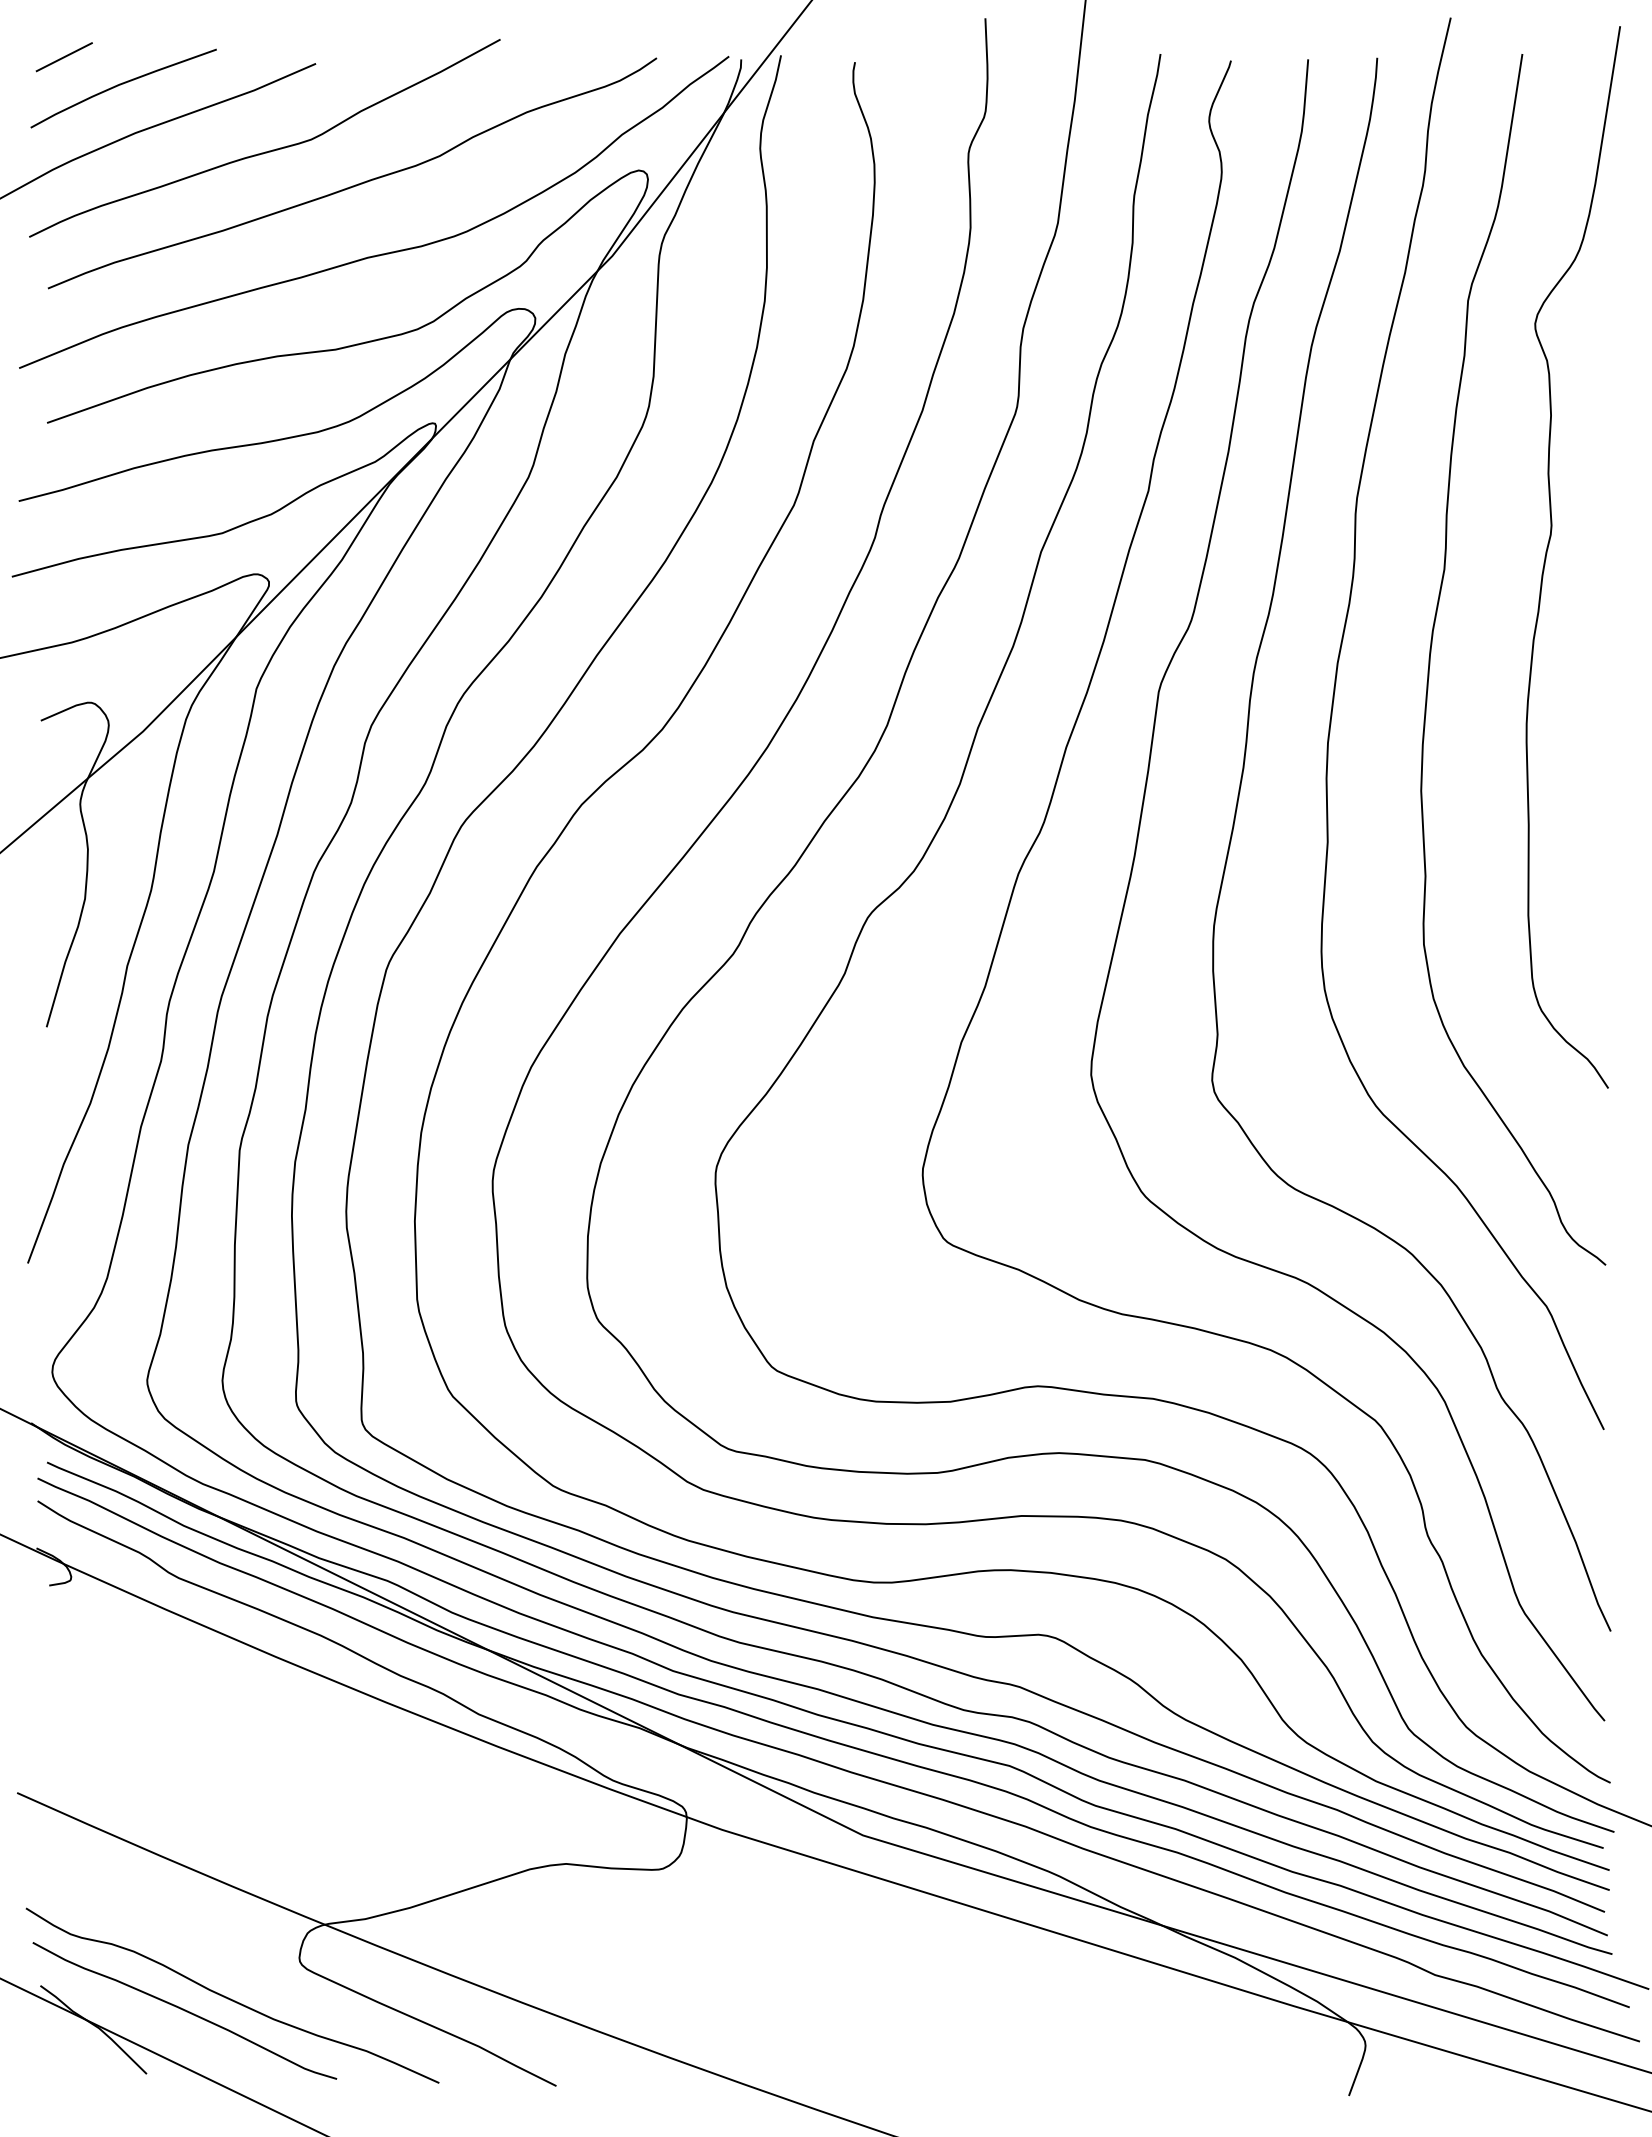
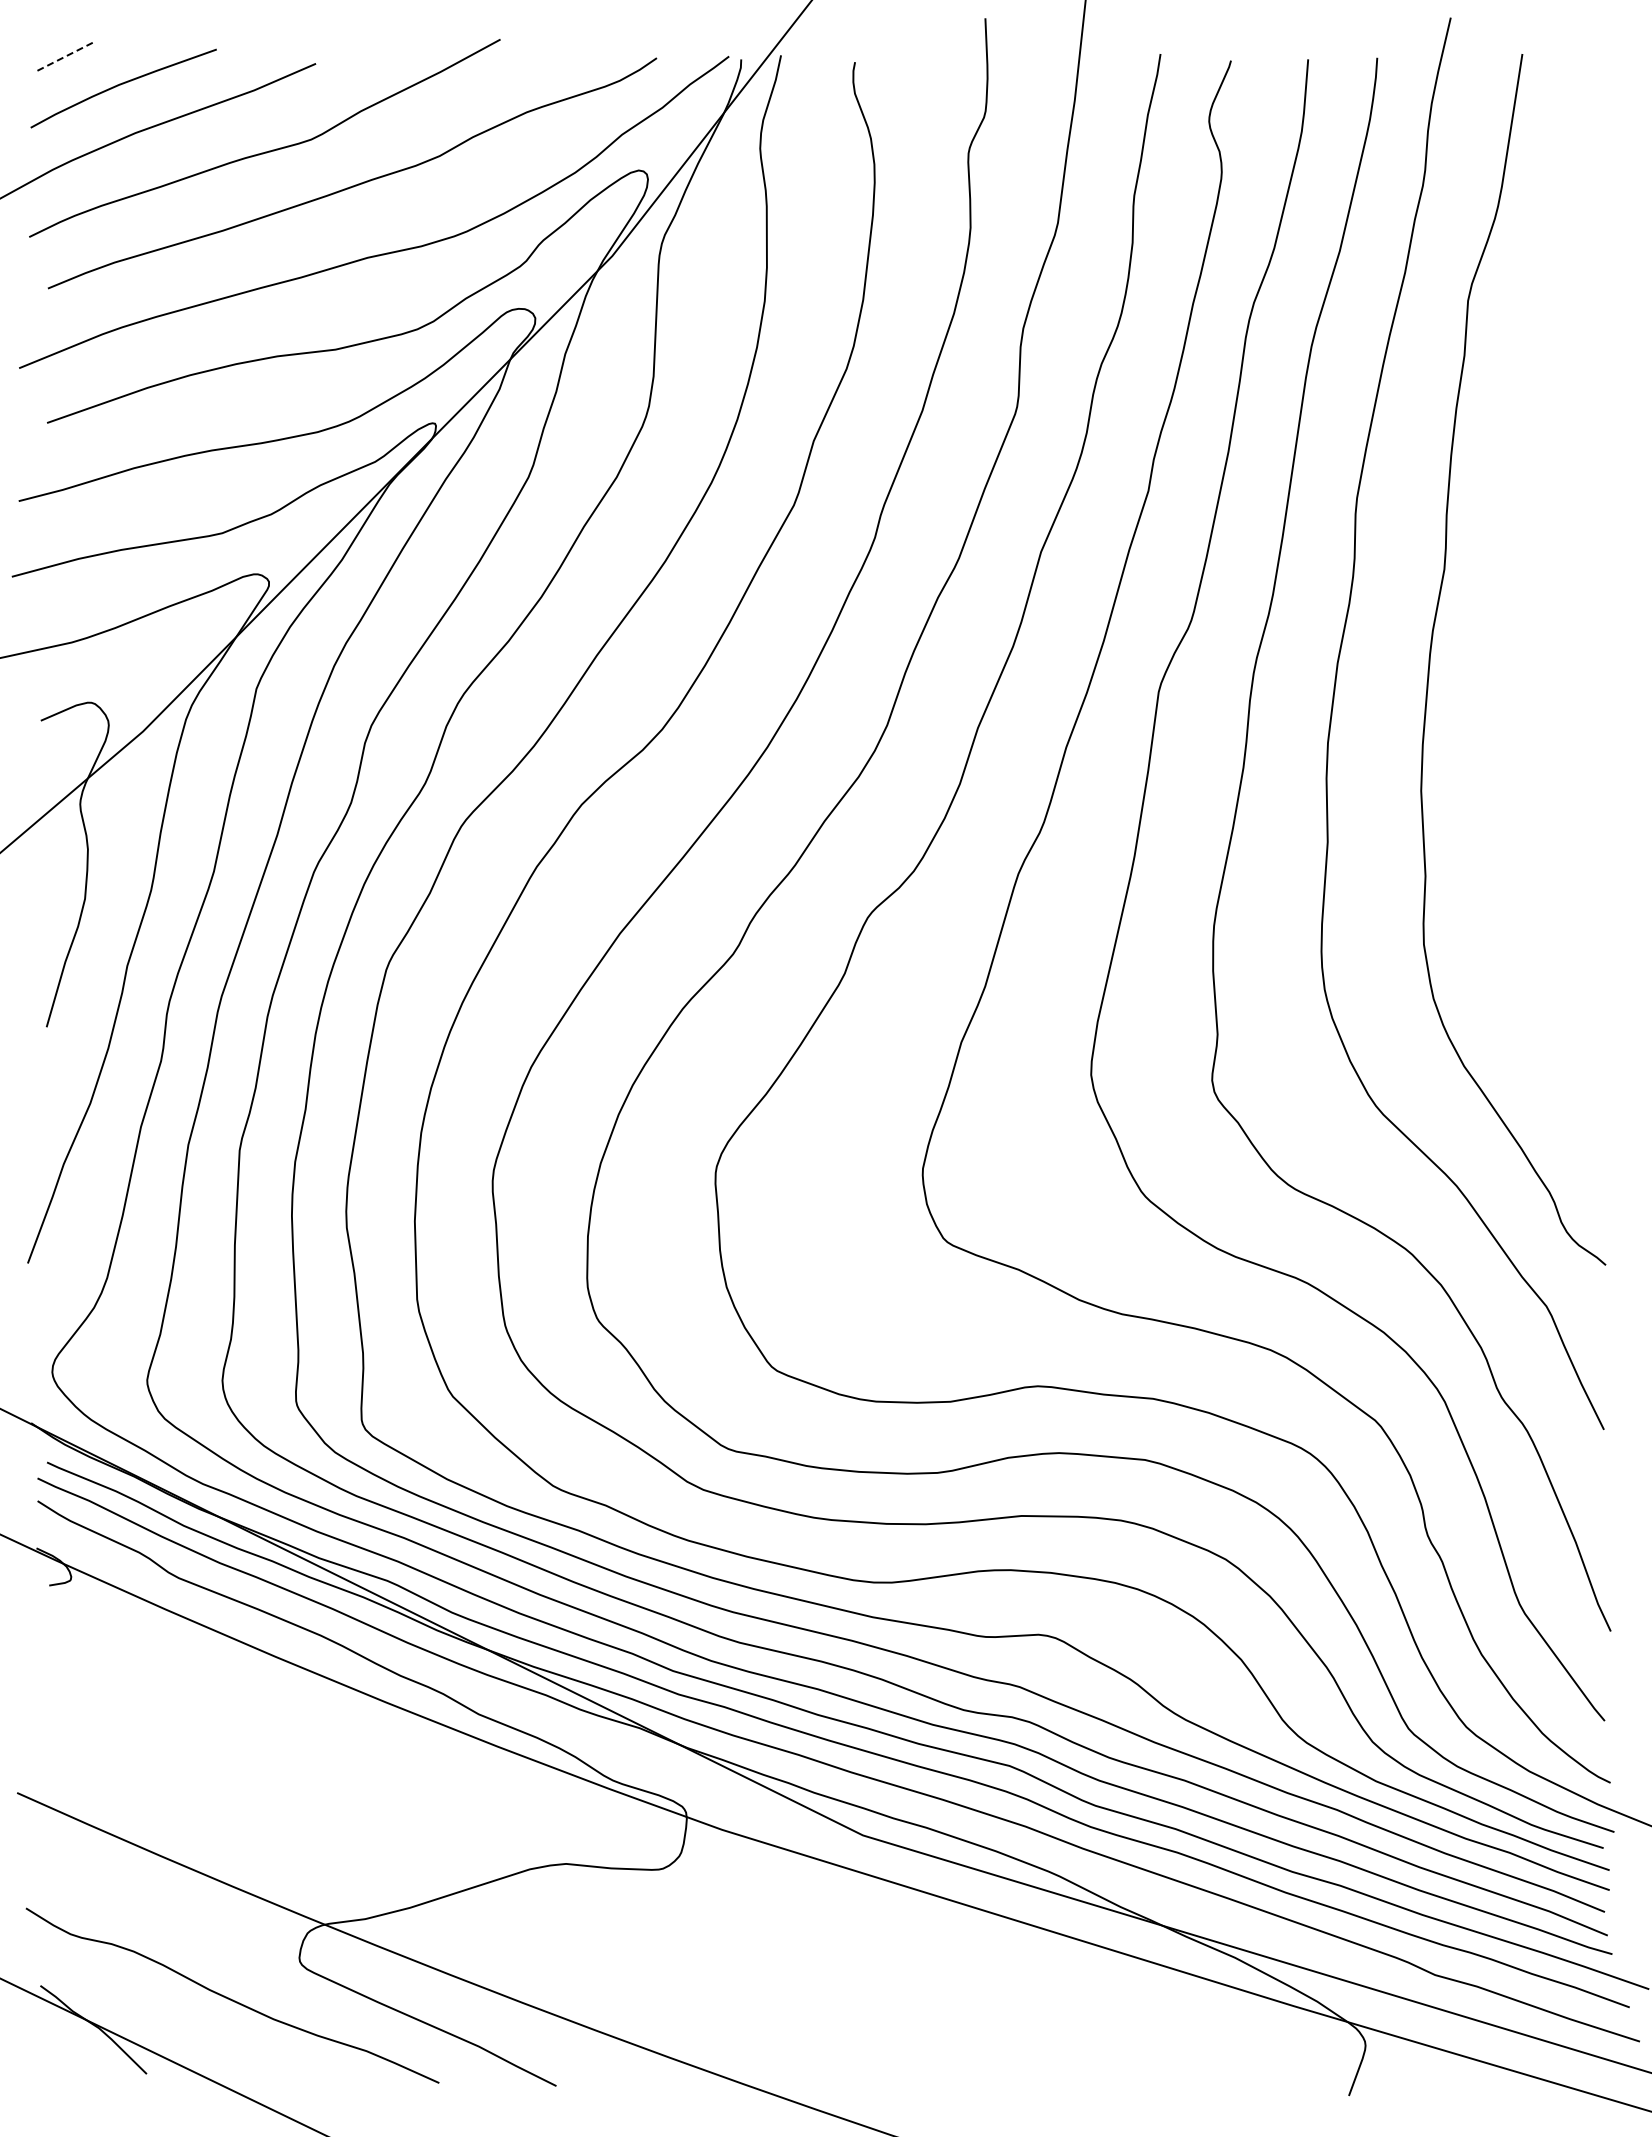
line: solid -> dashed (64, 57)
curve: present -> none (1548, 549)
curve: present -> none (184, 2010)
